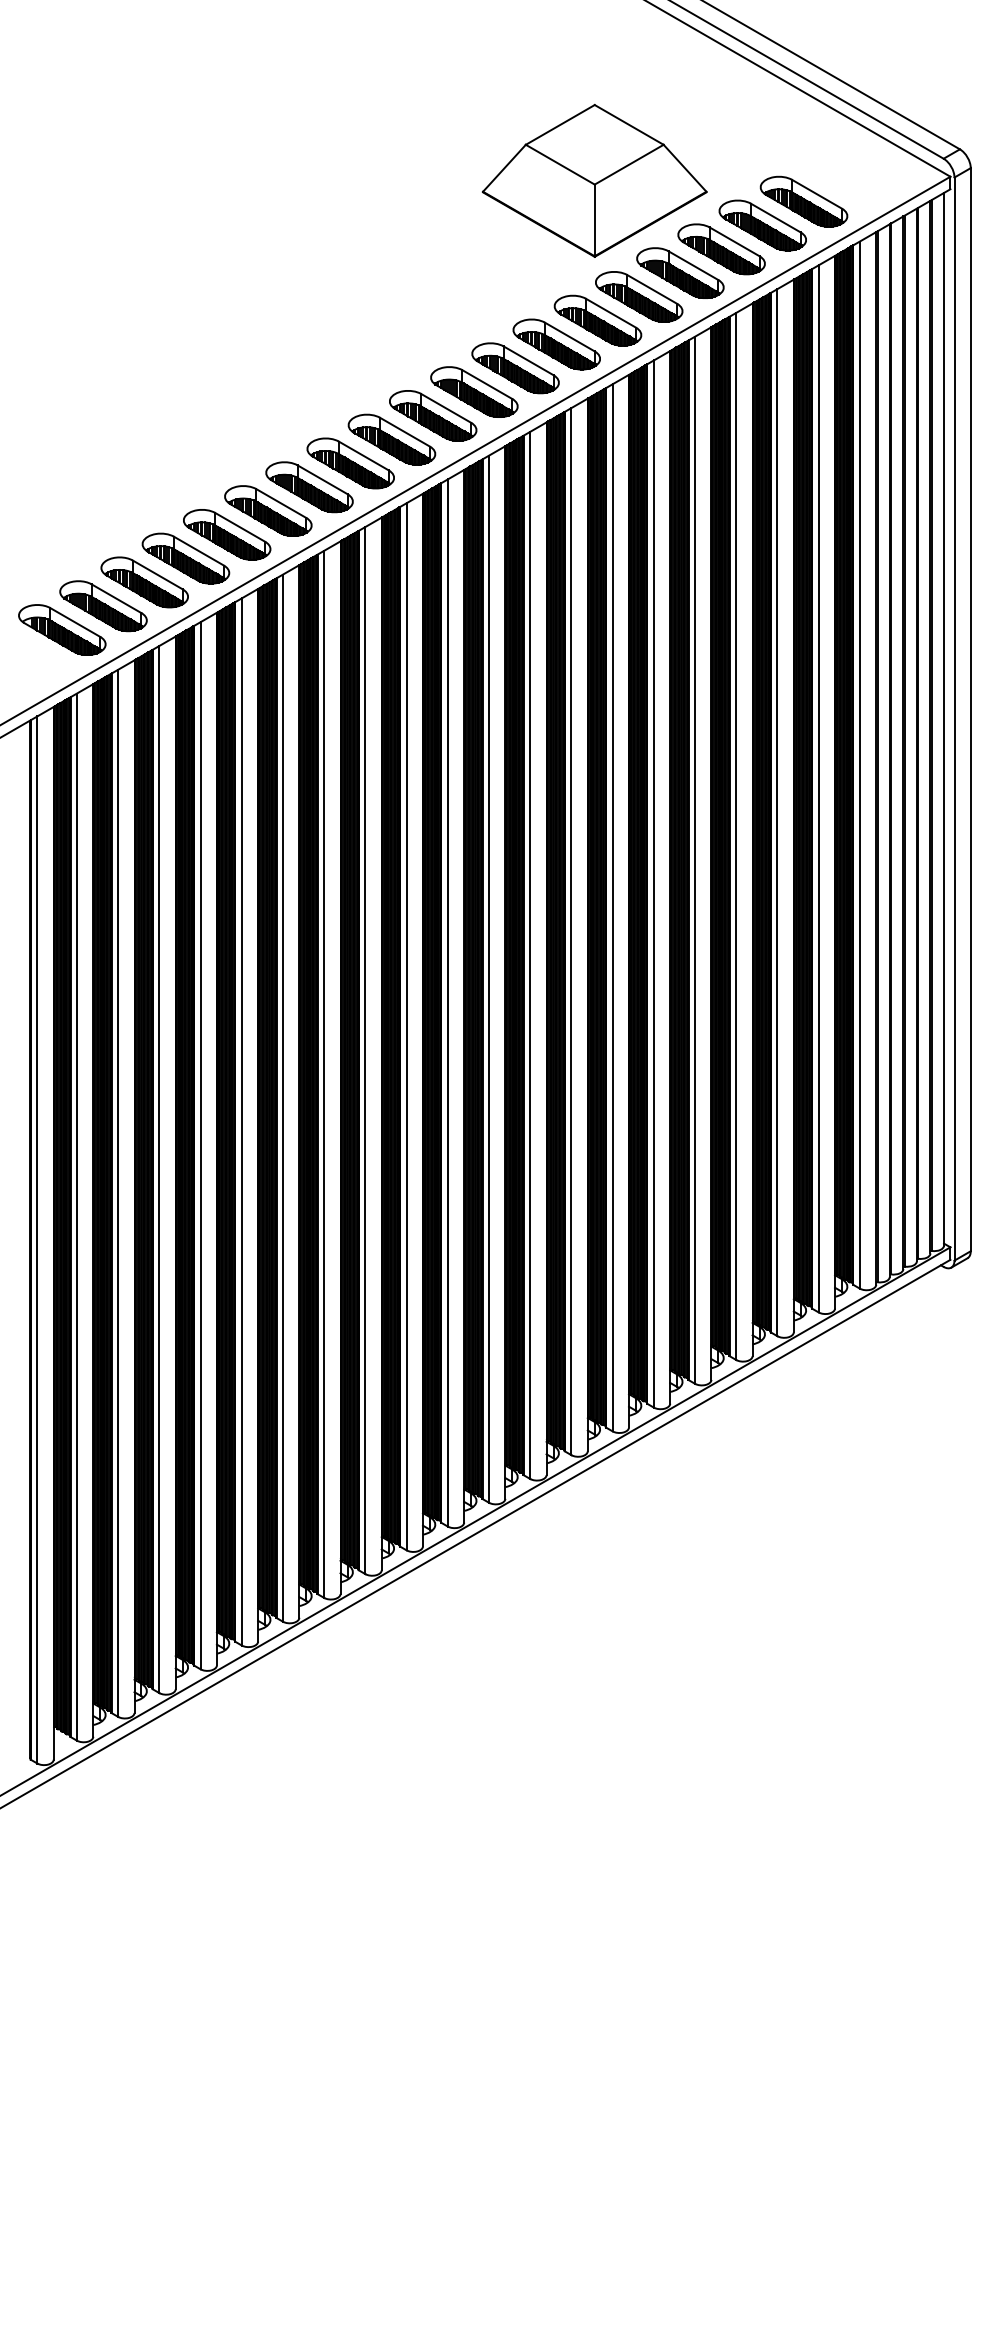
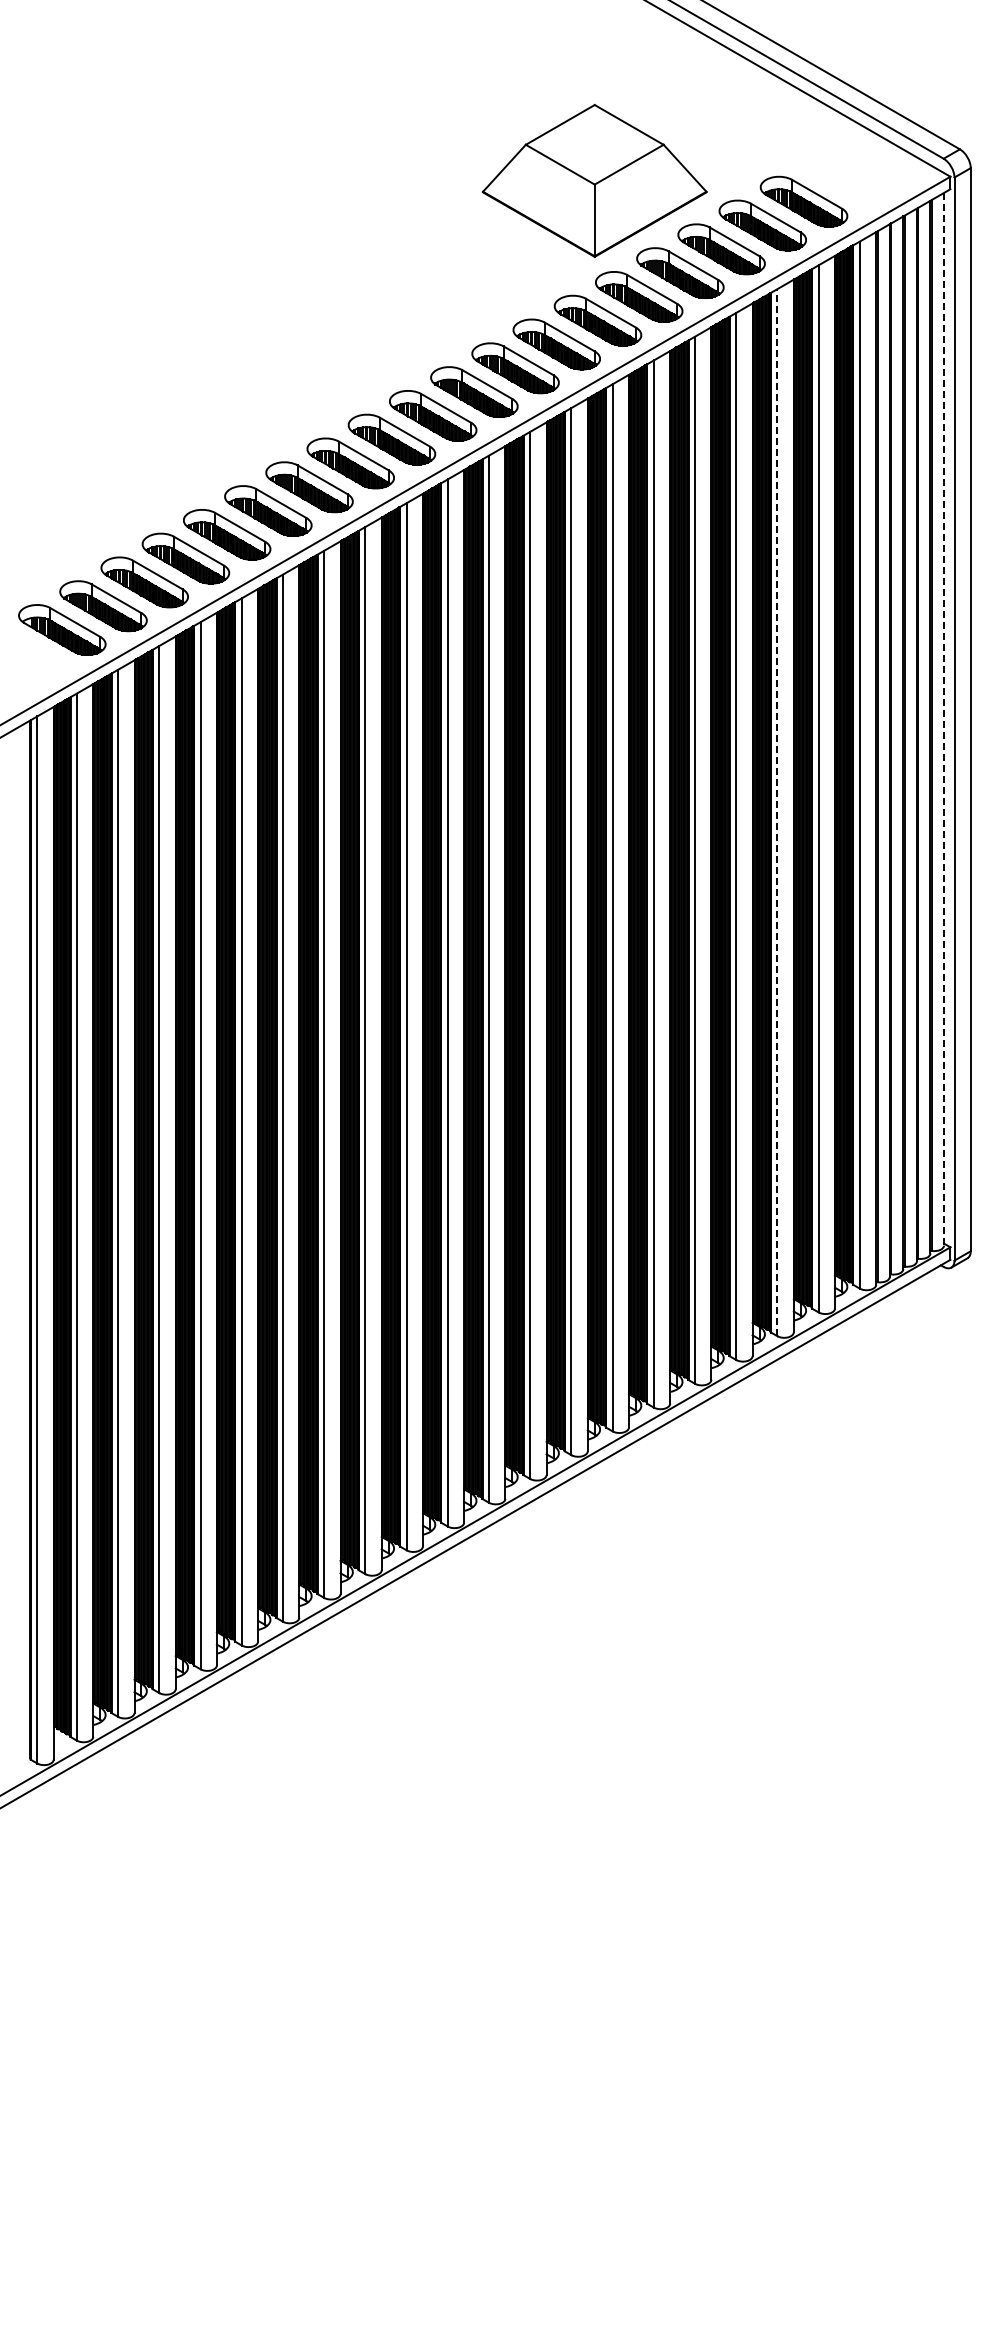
line: solid -> dashed (944, 719)
line: solid -> dashed (777, 812)
